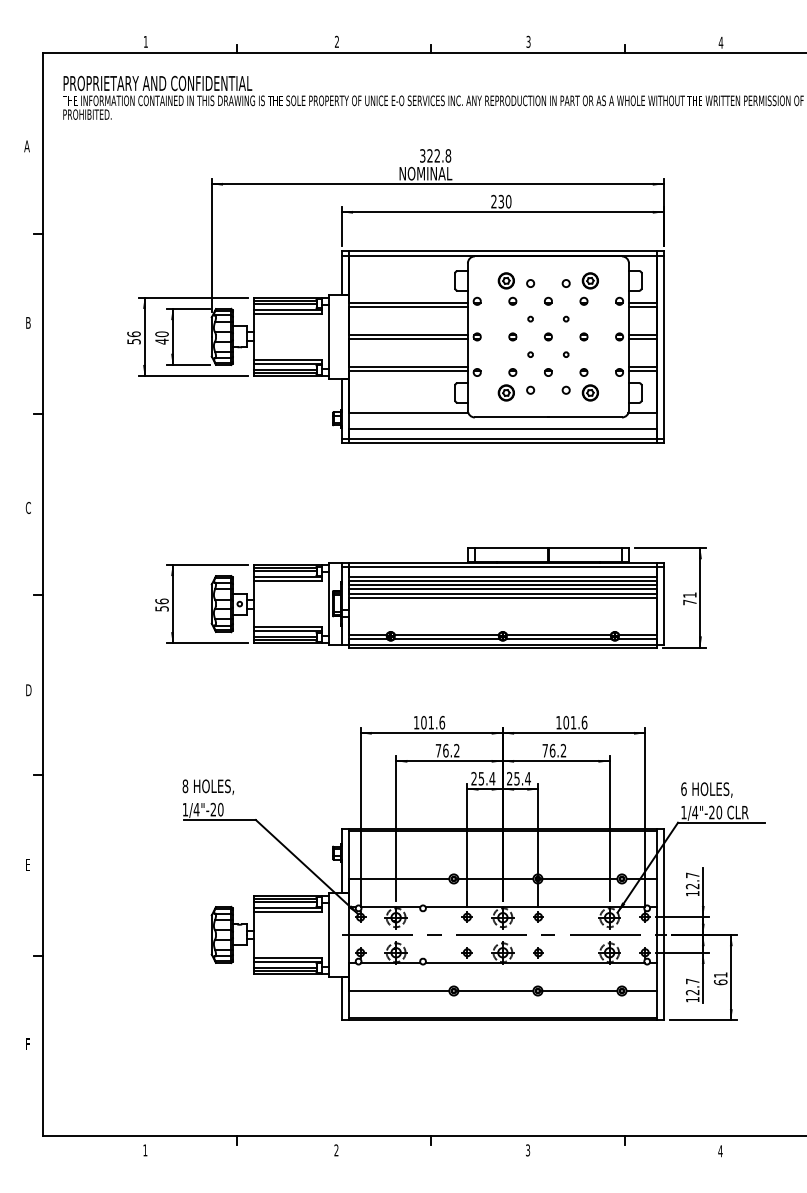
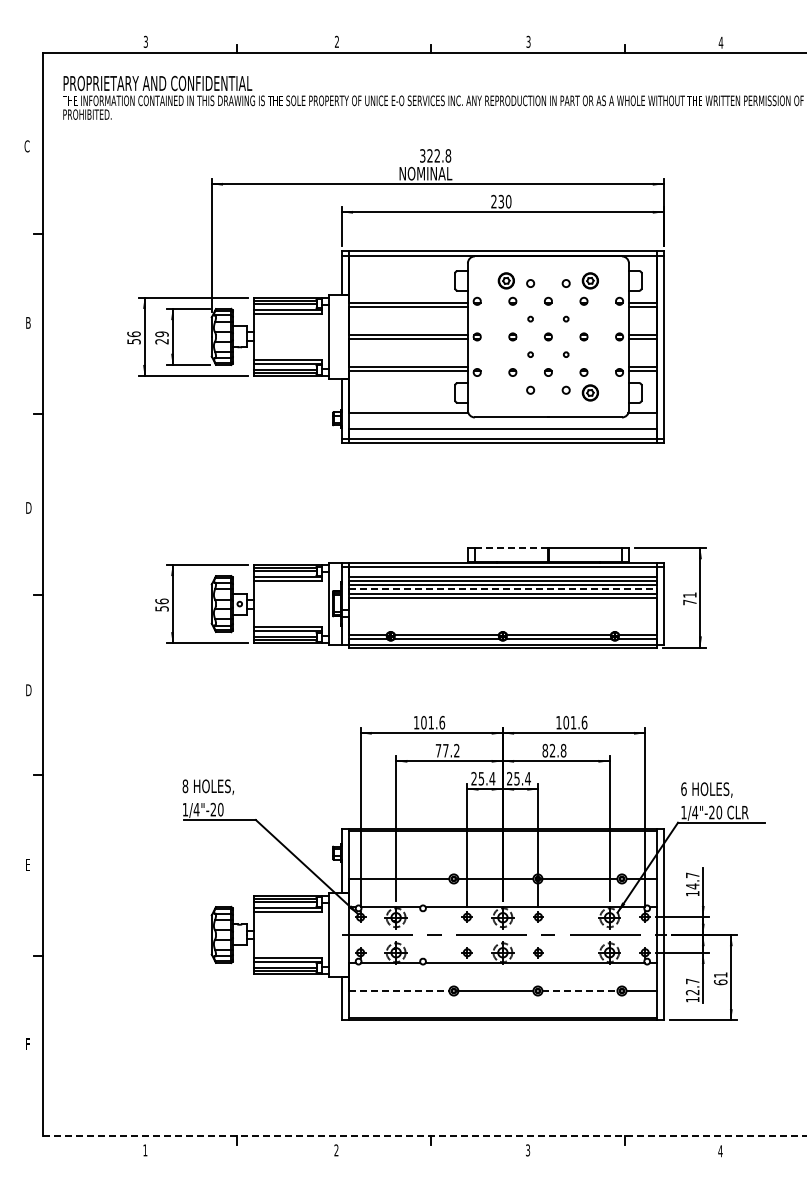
text: 1 -> 3 (145, 41)
text: A -> C (26, 146)
text: 40 -> 29 (161, 337)
part: present -> none (505, 392)
text: C -> D (28, 507)
line: solid -> dashed (511, 548)
line: solid -> dashed (503, 589)
text: 76.2 -> 77.2 (445, 750)
text: 76.2 -> 82.8 (554, 750)
text: 12.7 -> 14.7 (692, 886)
line: solid -> dashed (399, 991)
line: solid -> dashed (580, 991)
line: solid -> dashed (424, 1136)
